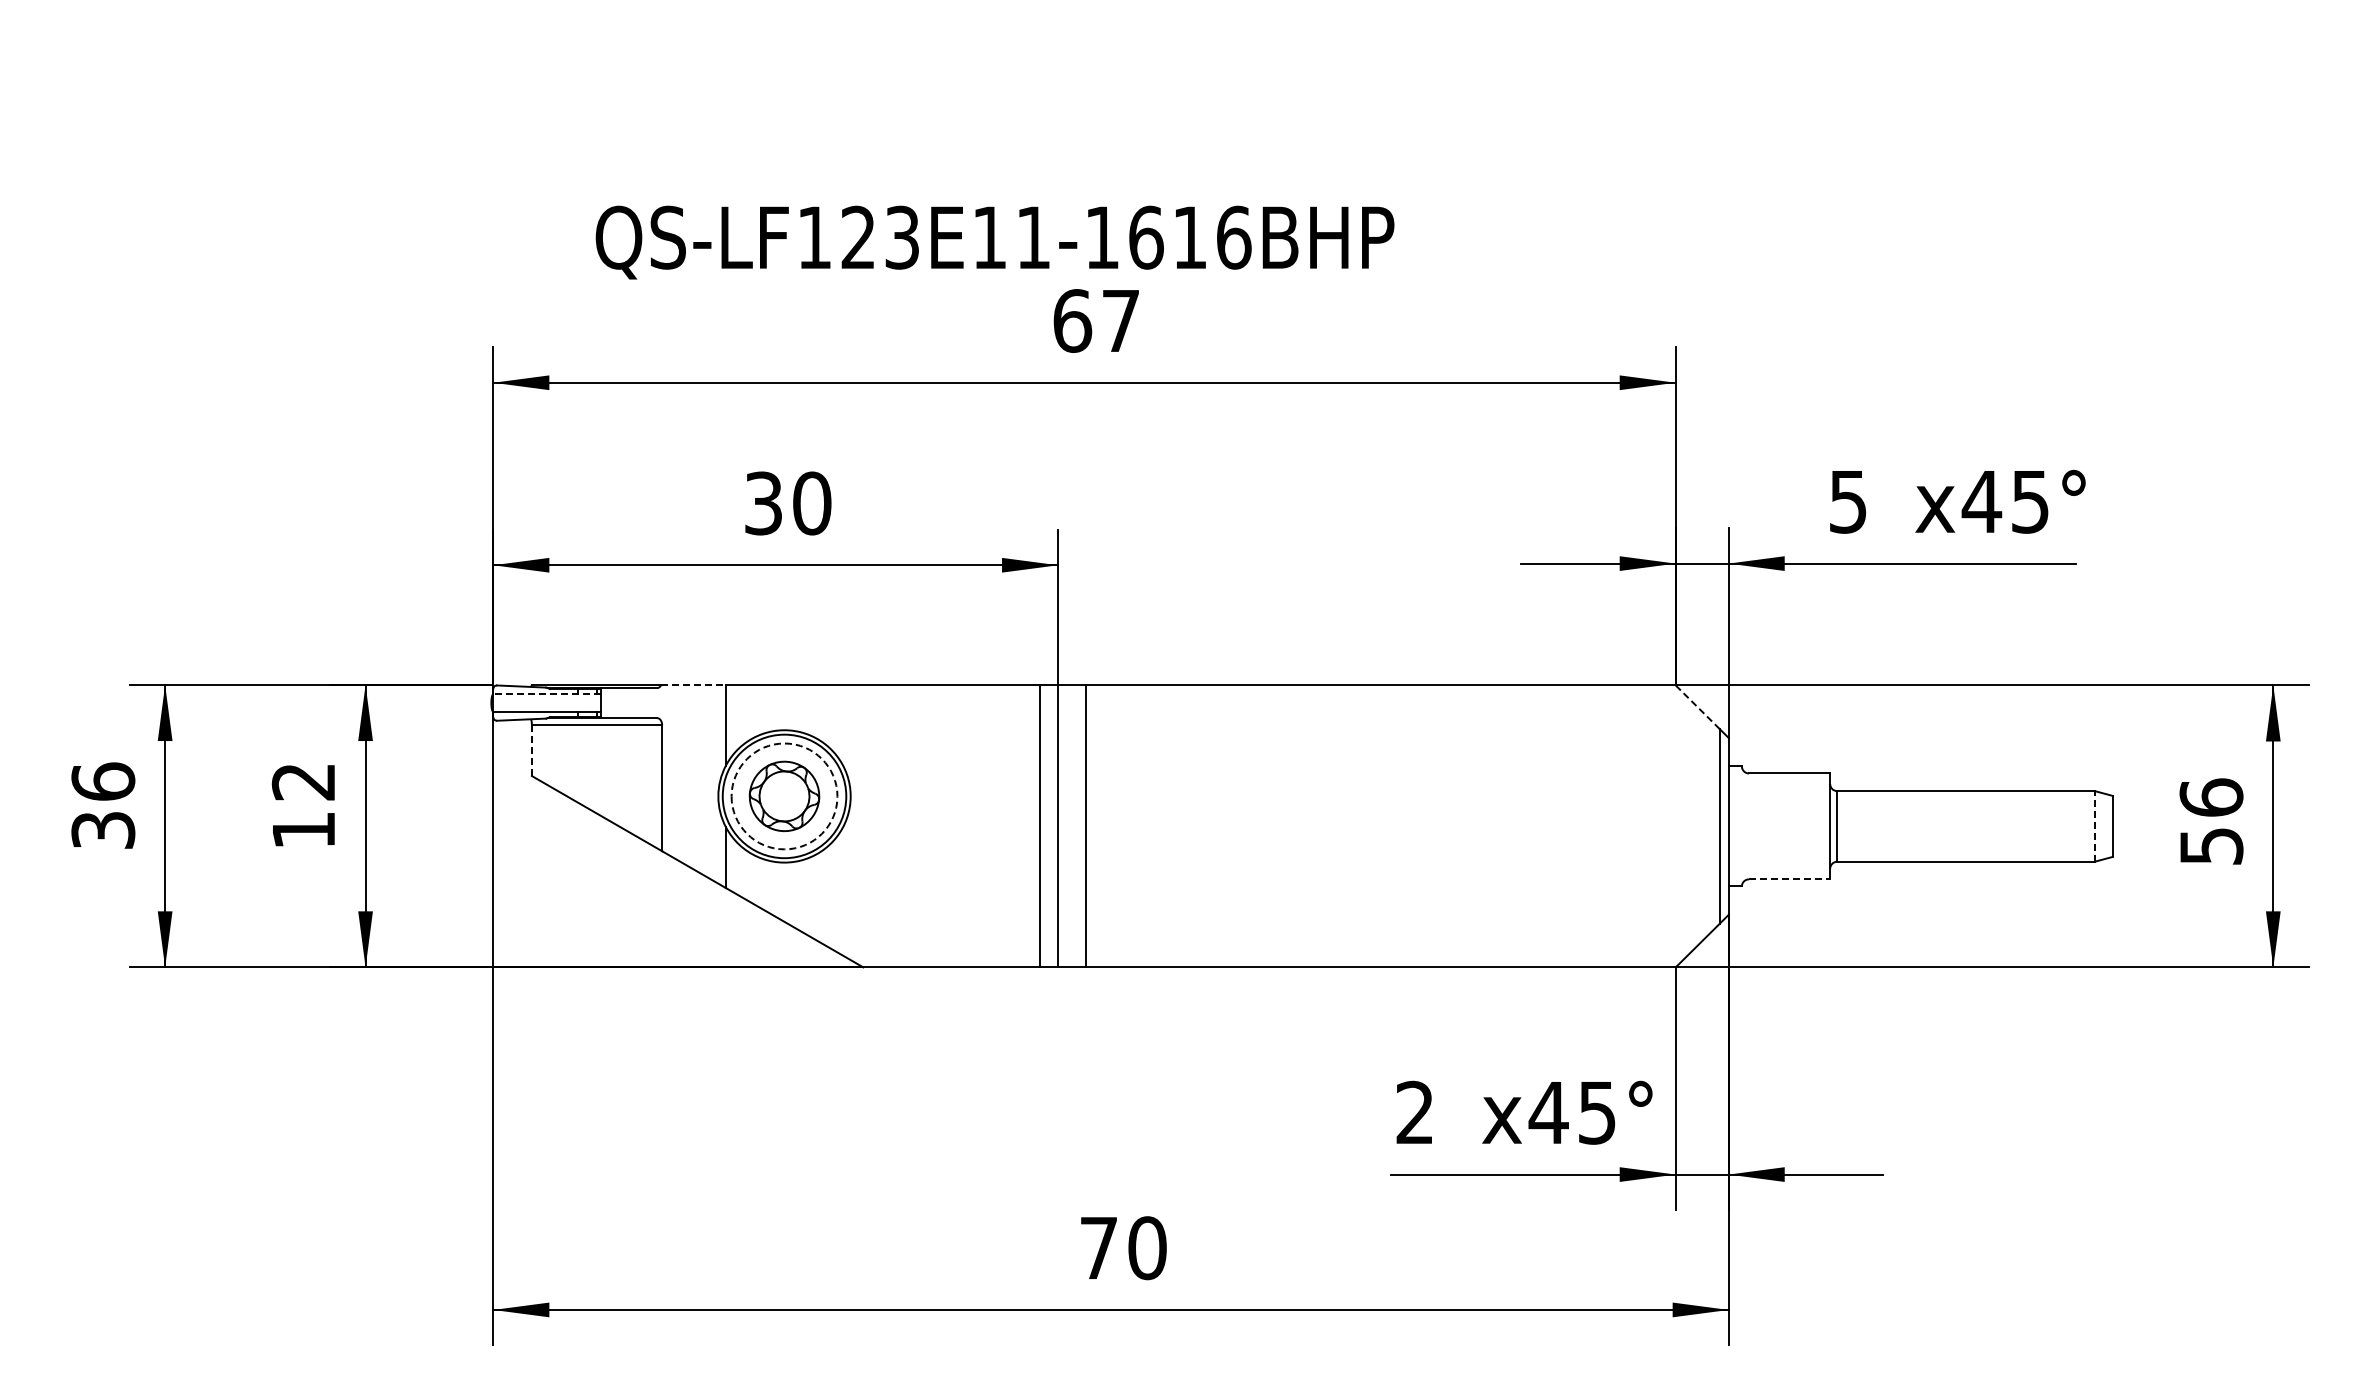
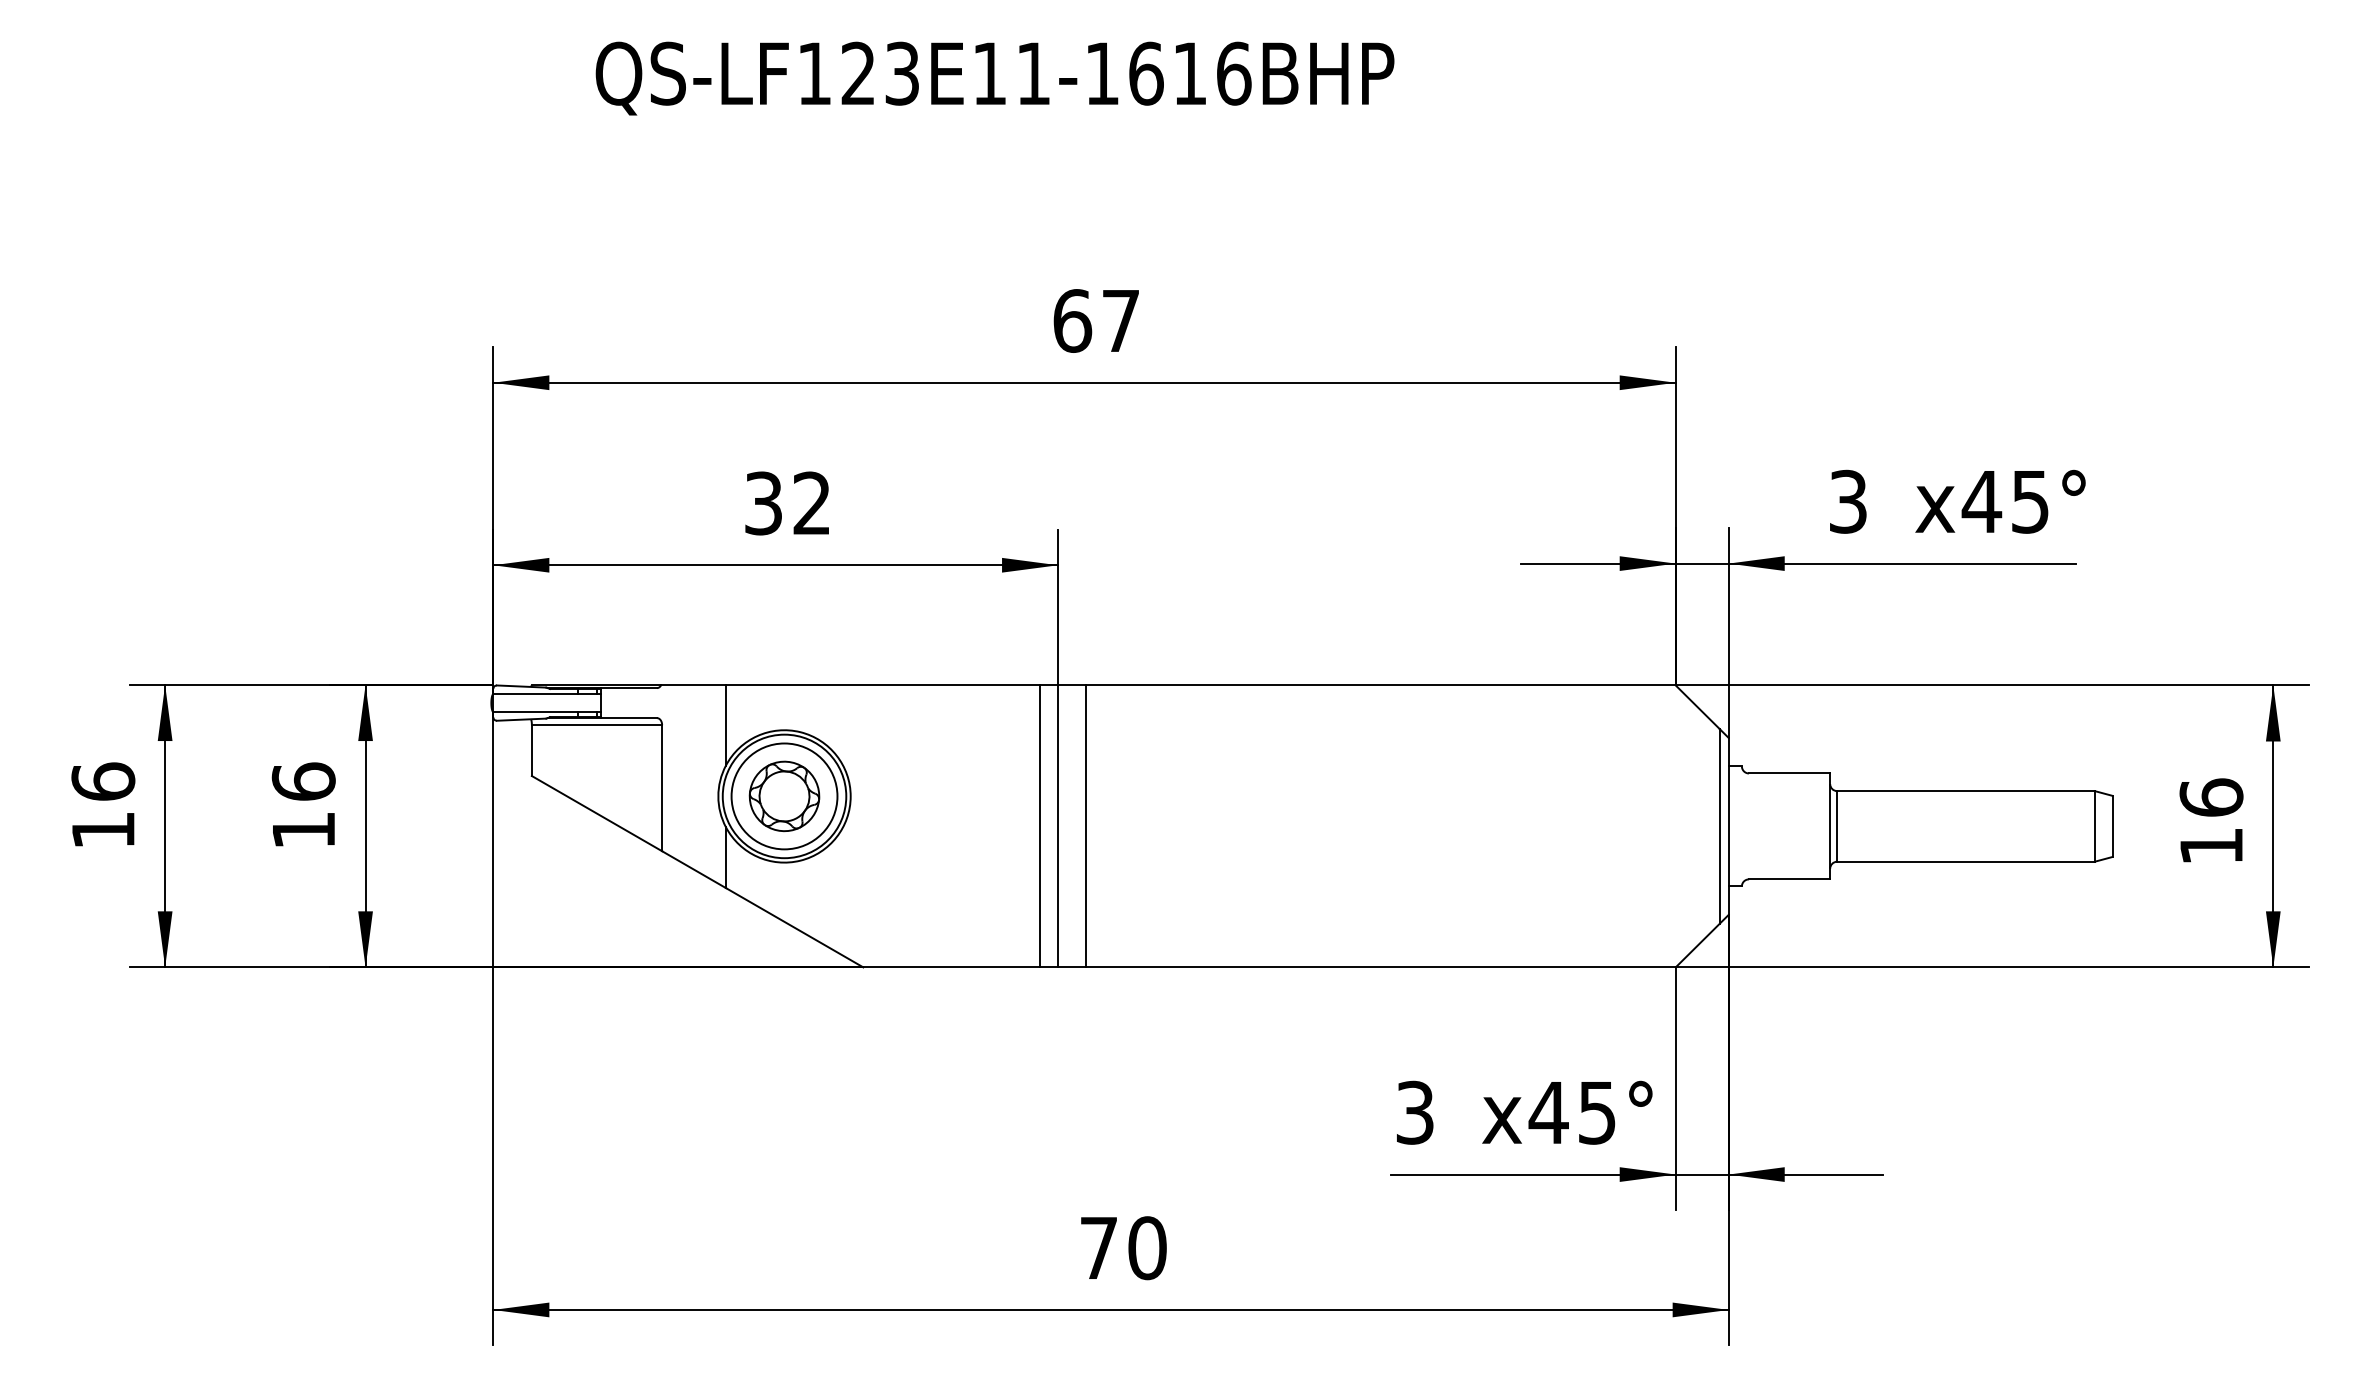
text position: (994, 242) -> (994, 78) (994, 78)
text: 5 -> 3 (1848, 501)
text: 30 -> 32 (812, 503)
line: dashed -> solid (693, 685)
line: dashed -> solid (546, 694)
line: dashed -> solid (1697, 706)
line: dashed -> solid (531, 750)
text: 12 -> 16 (303, 781)
circle: dashed -> solid (784, 796)
line: dashed -> solid (2094, 825)
text: 36 -> 16 (103, 830)
text: 56 -> 16 (2211, 846)
line: dashed -> solid (1789, 879)
text: 2 -> 3 (1414, 1112)
